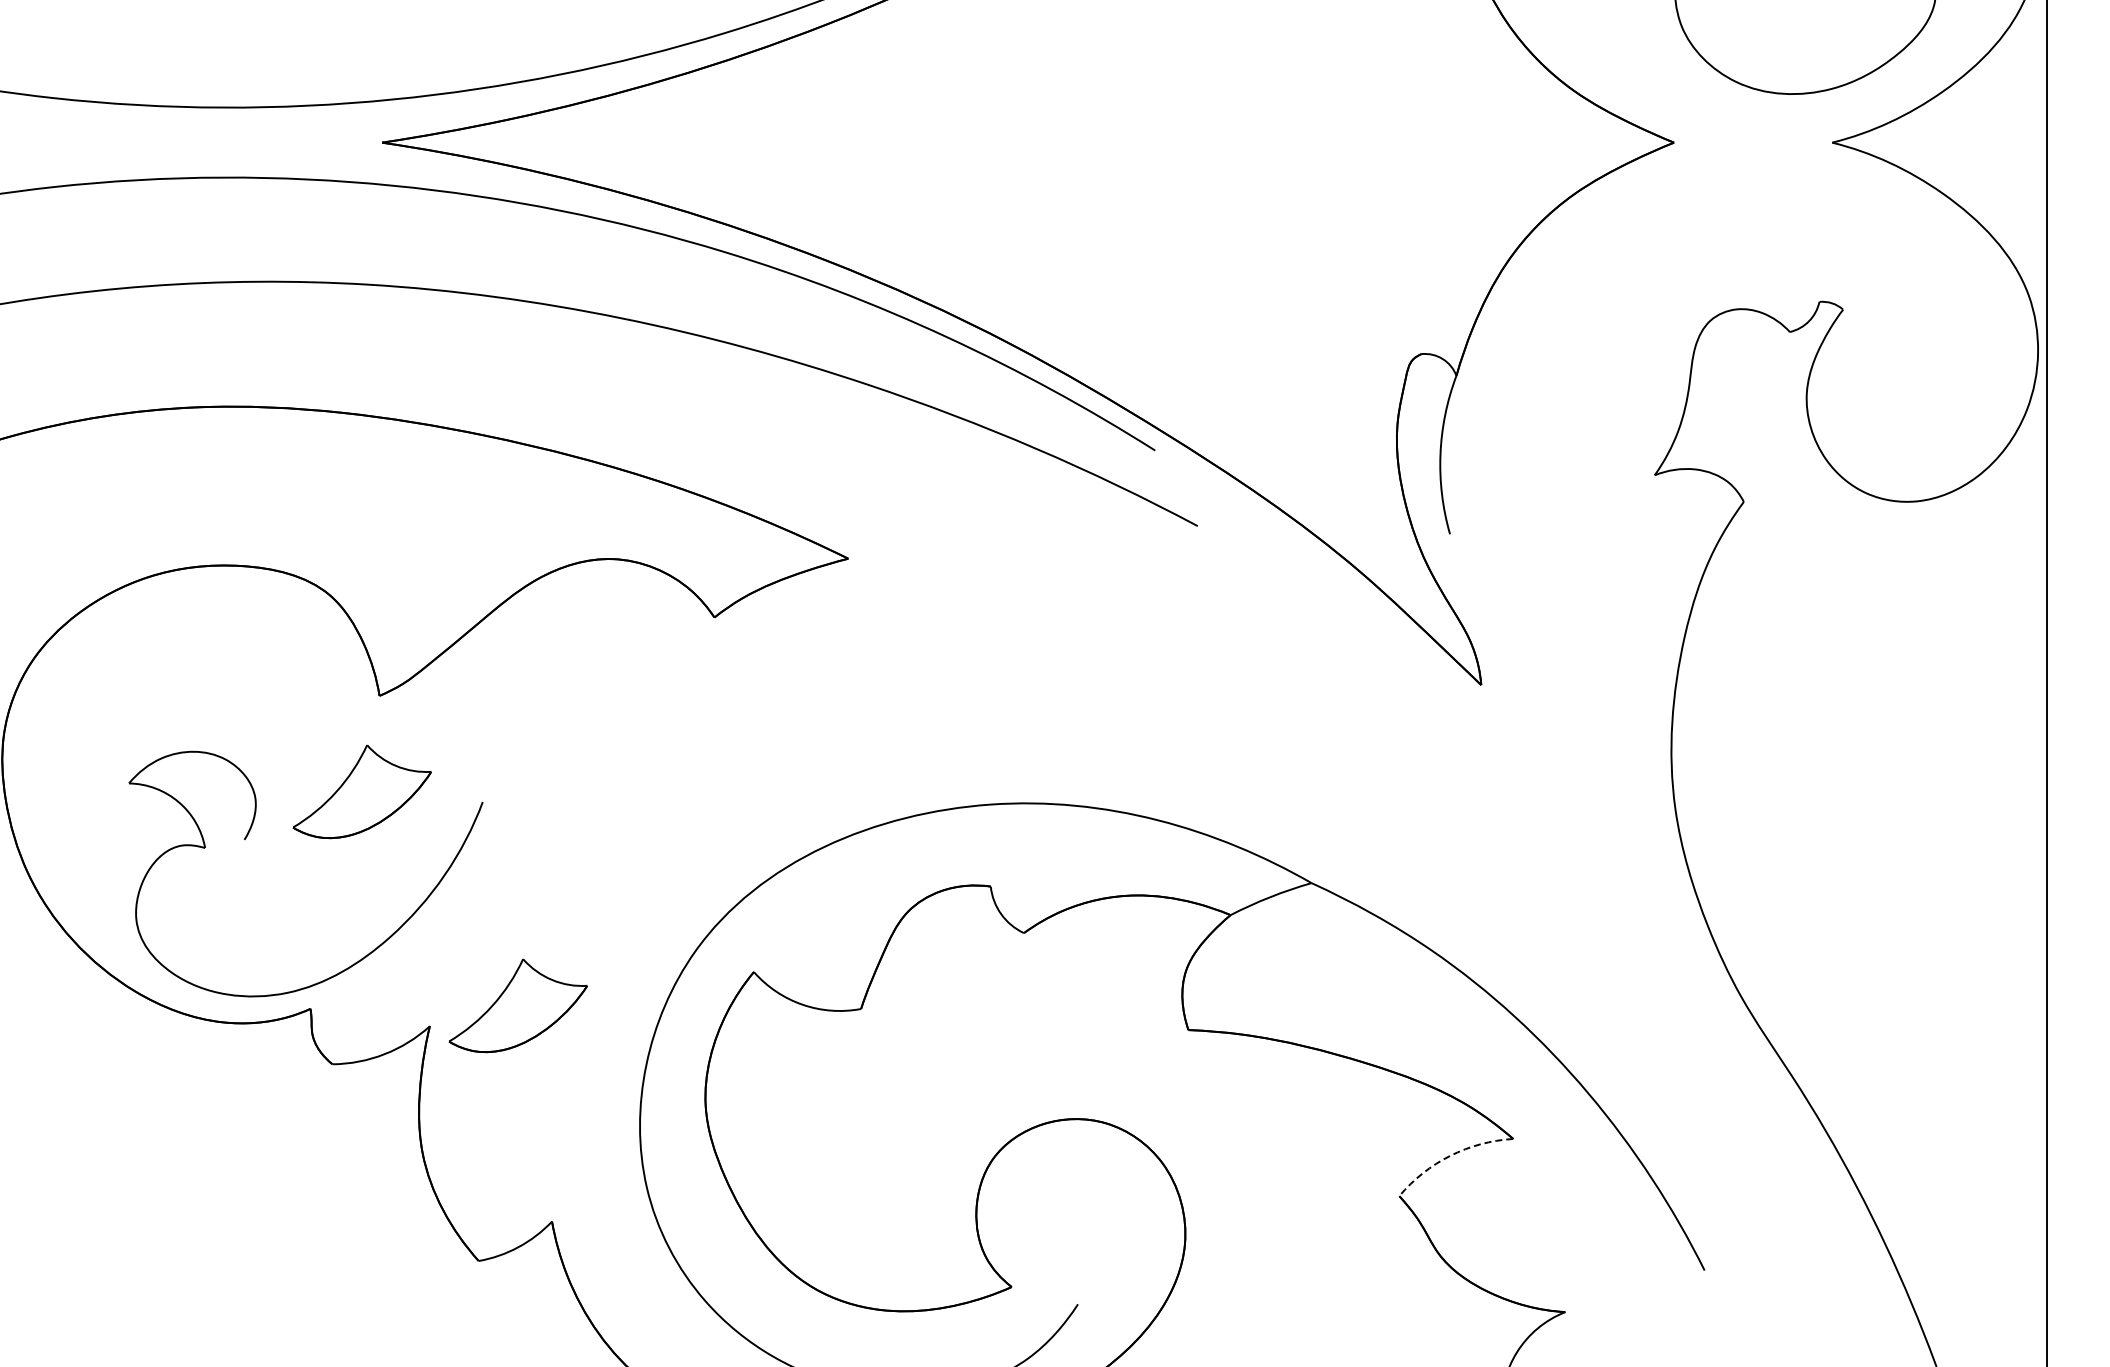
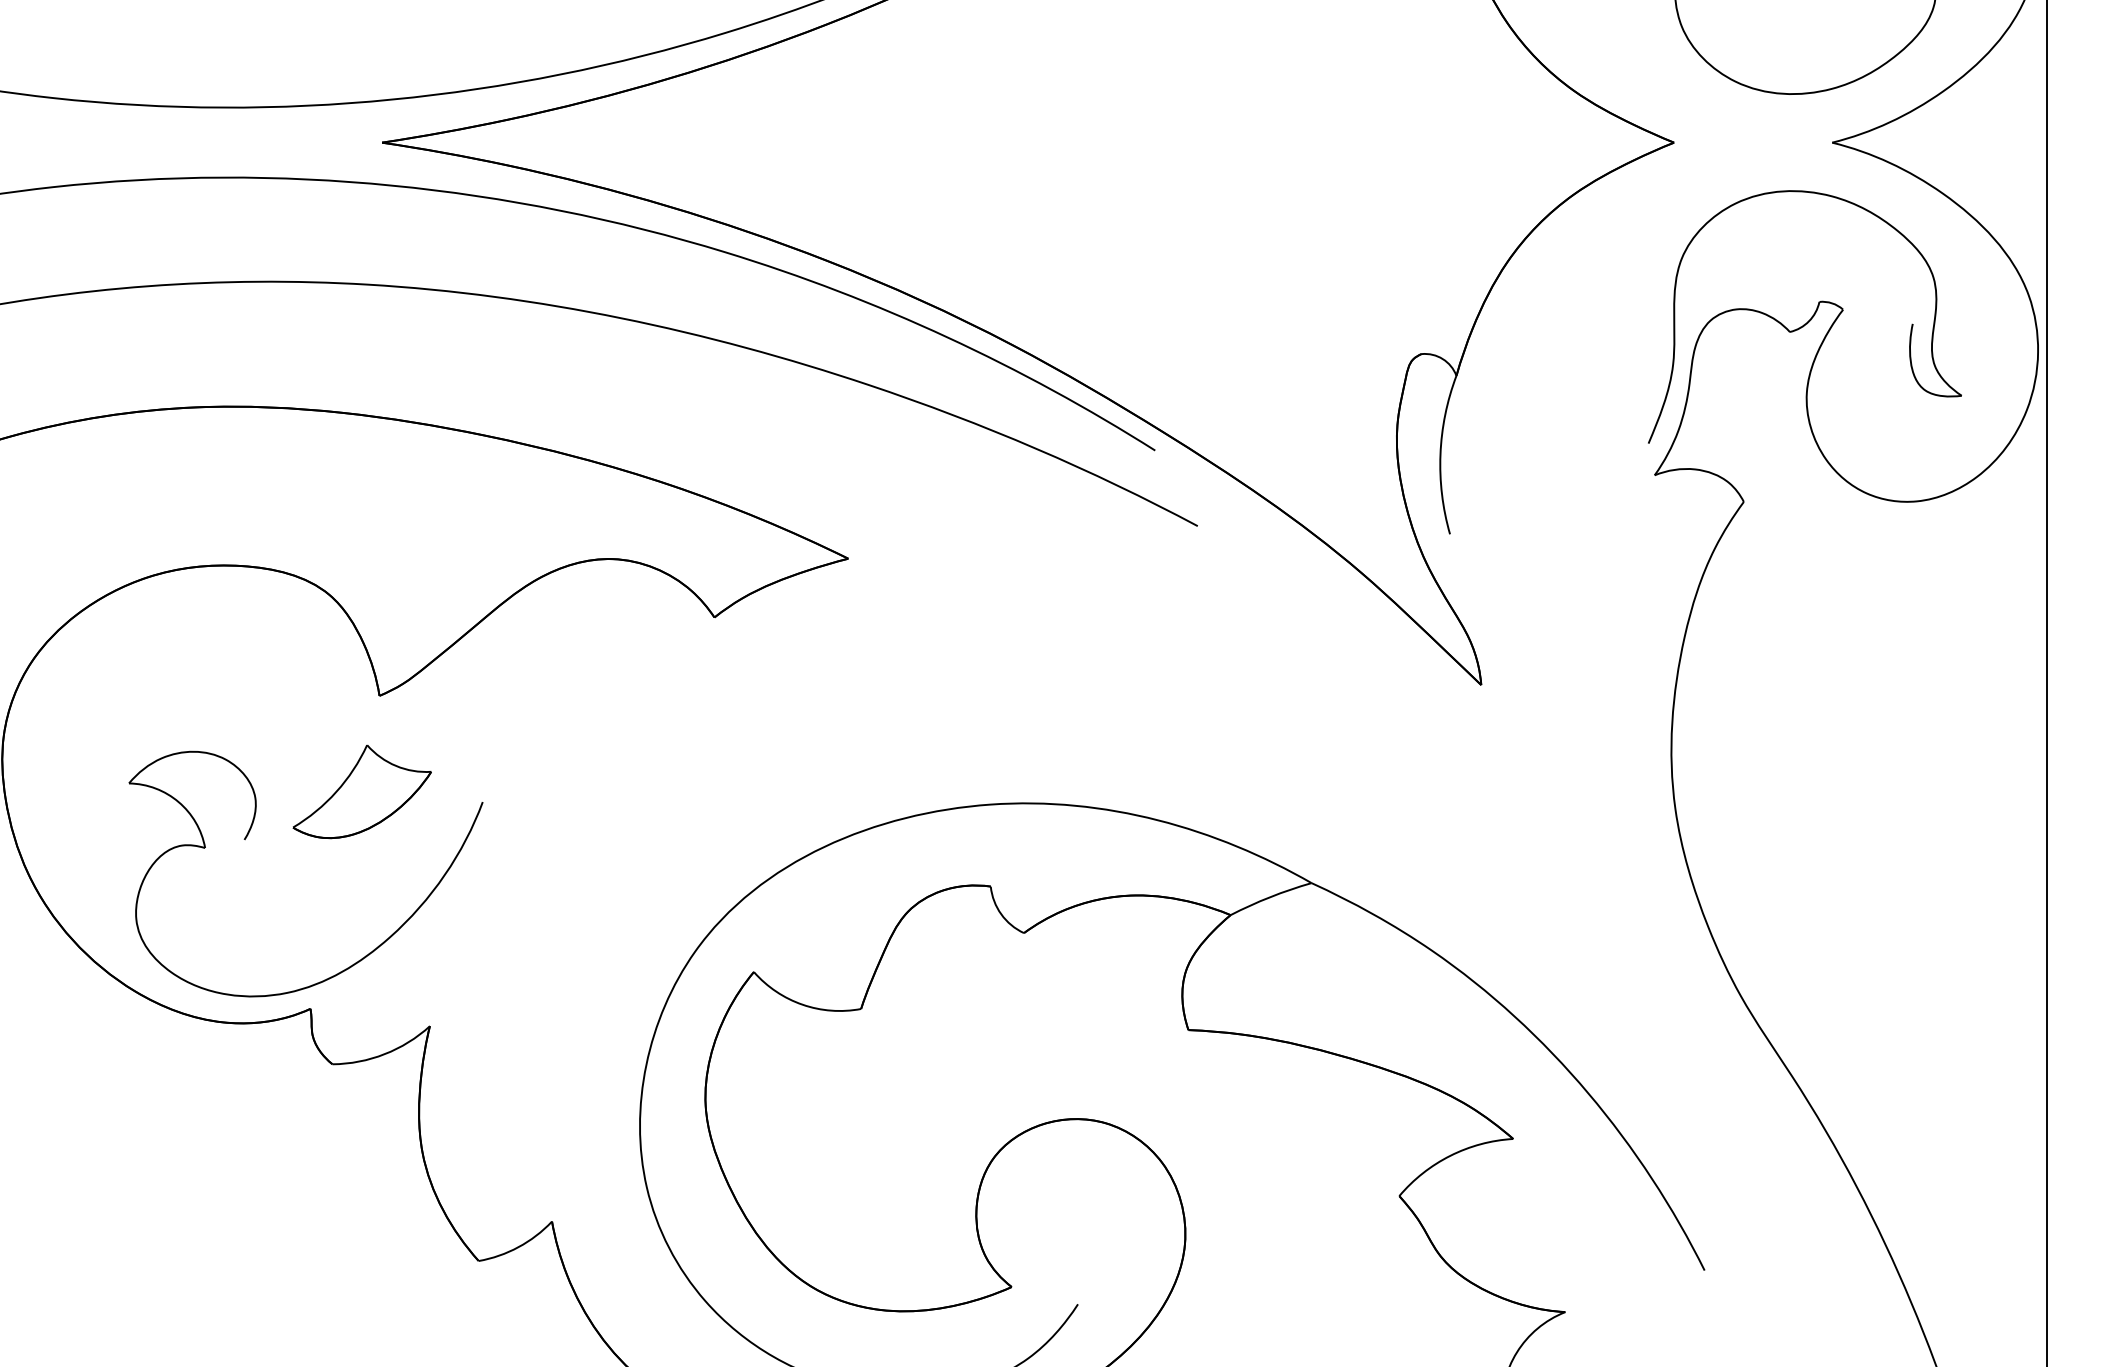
part: none -> present (1910, 329)
part: present -> none (517, 1005)
arc: dashed -> solid (1450, 1155)
